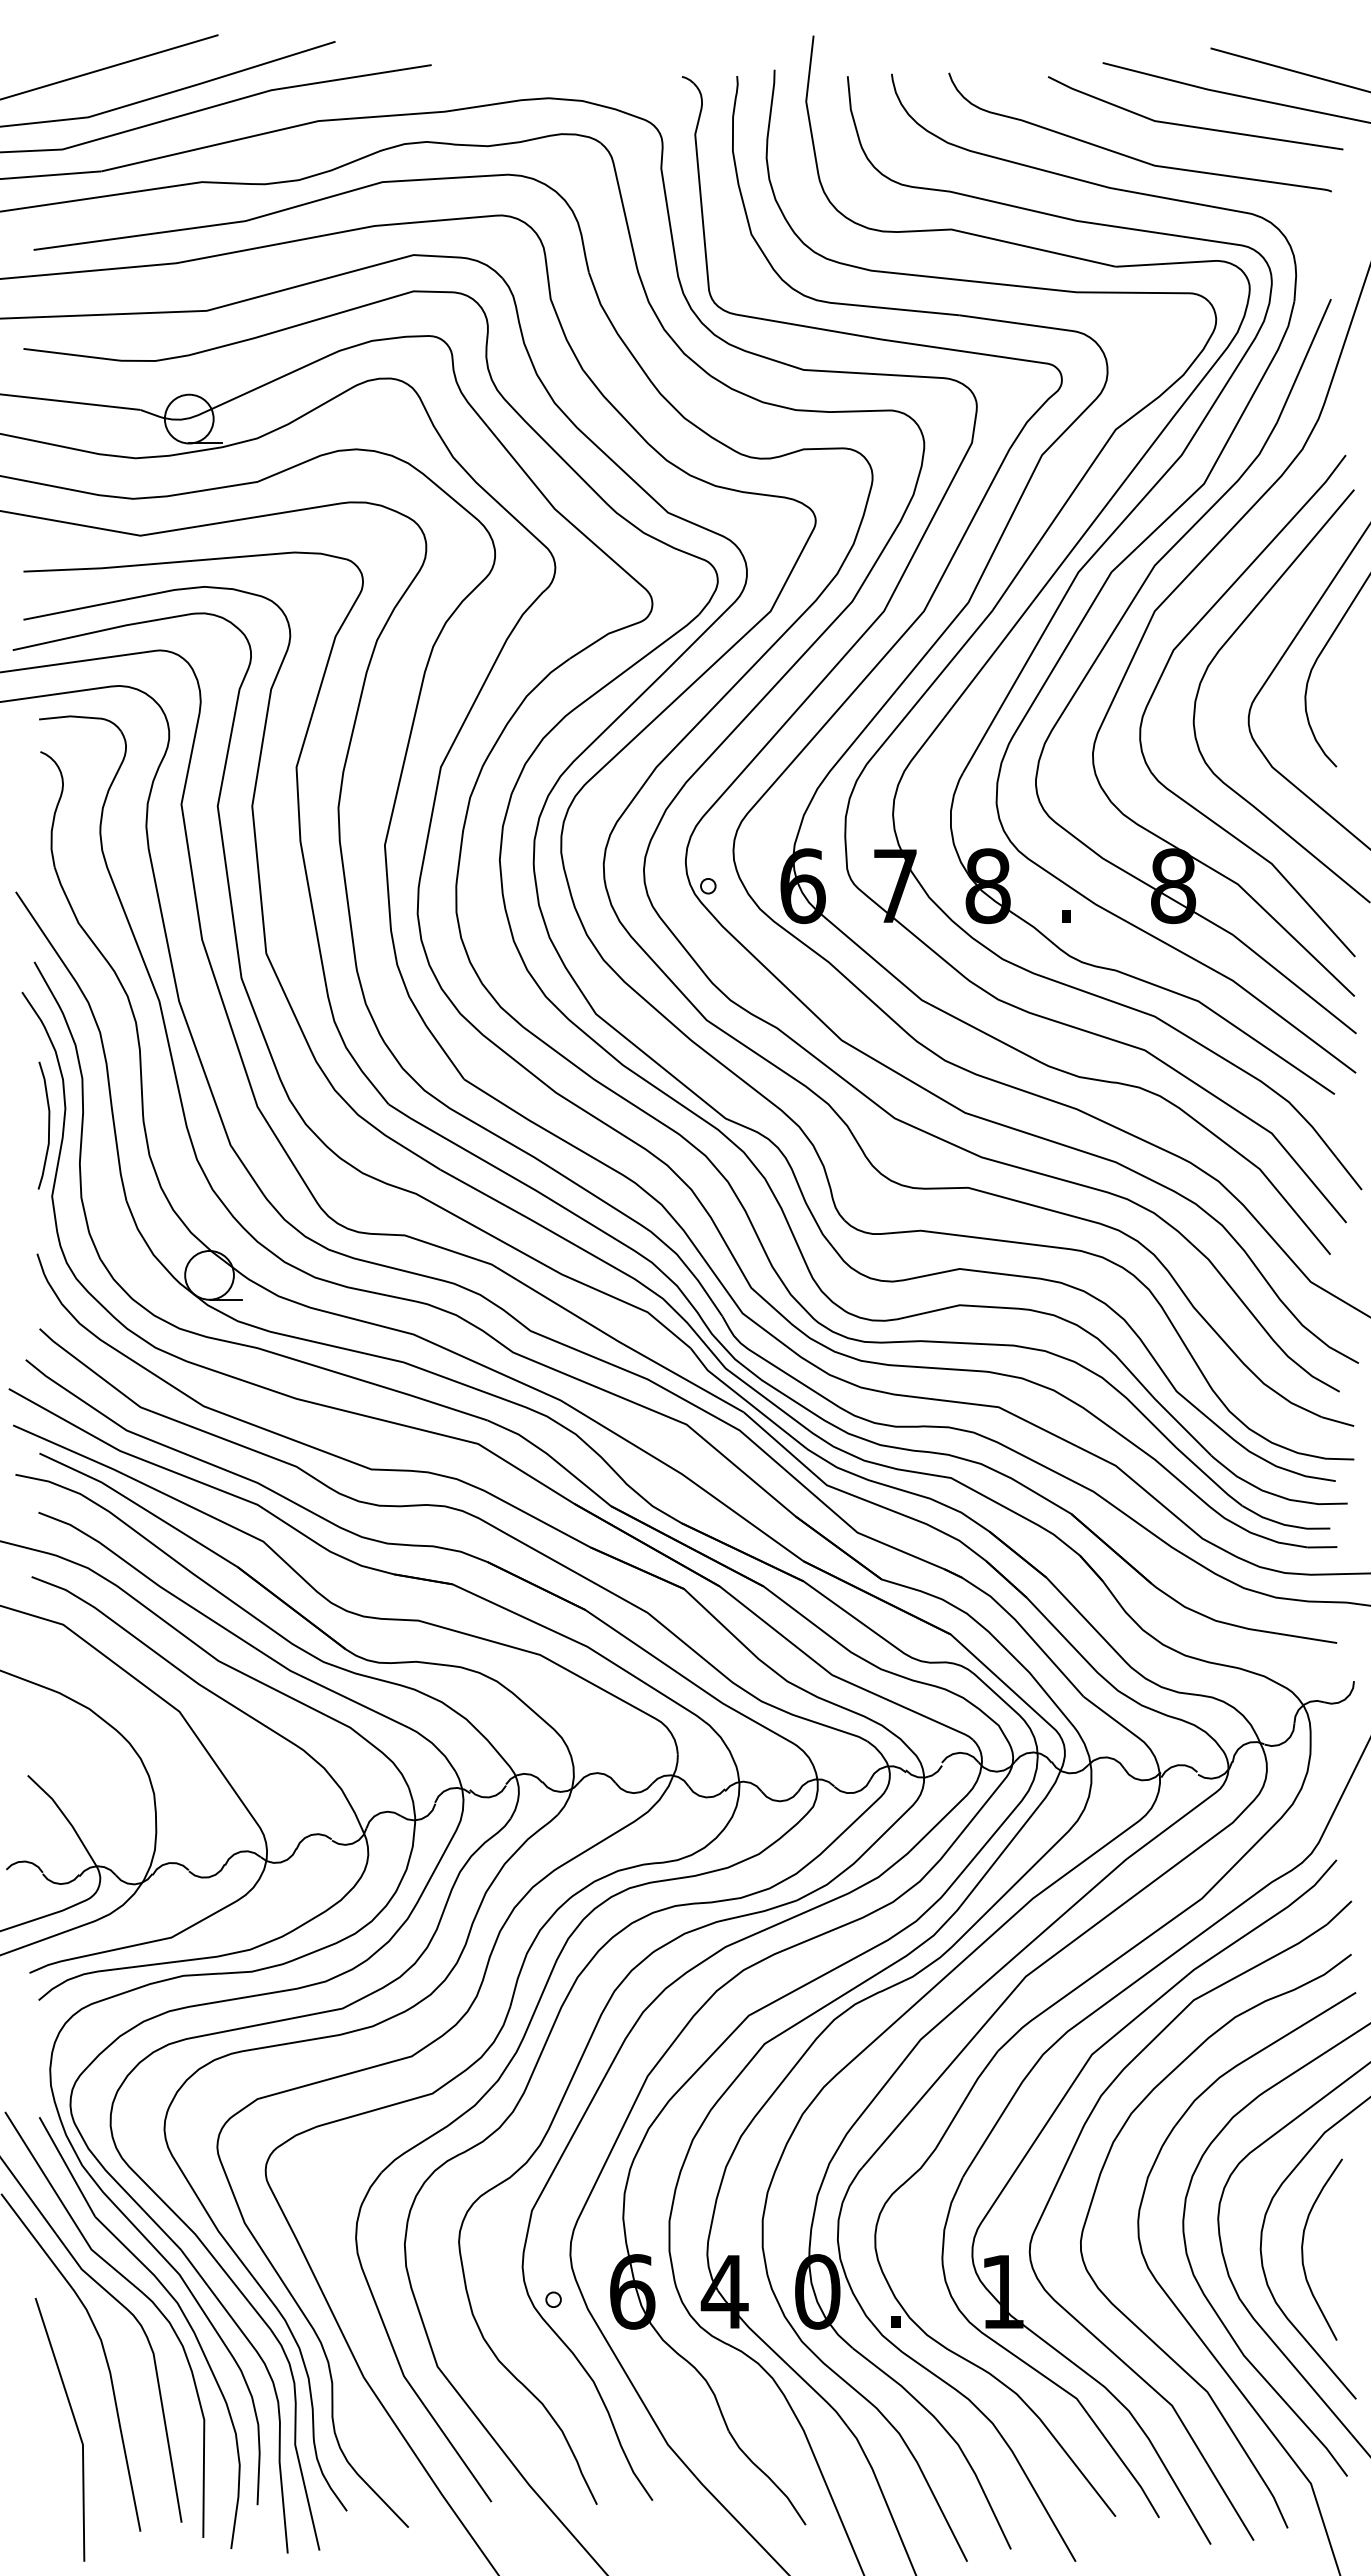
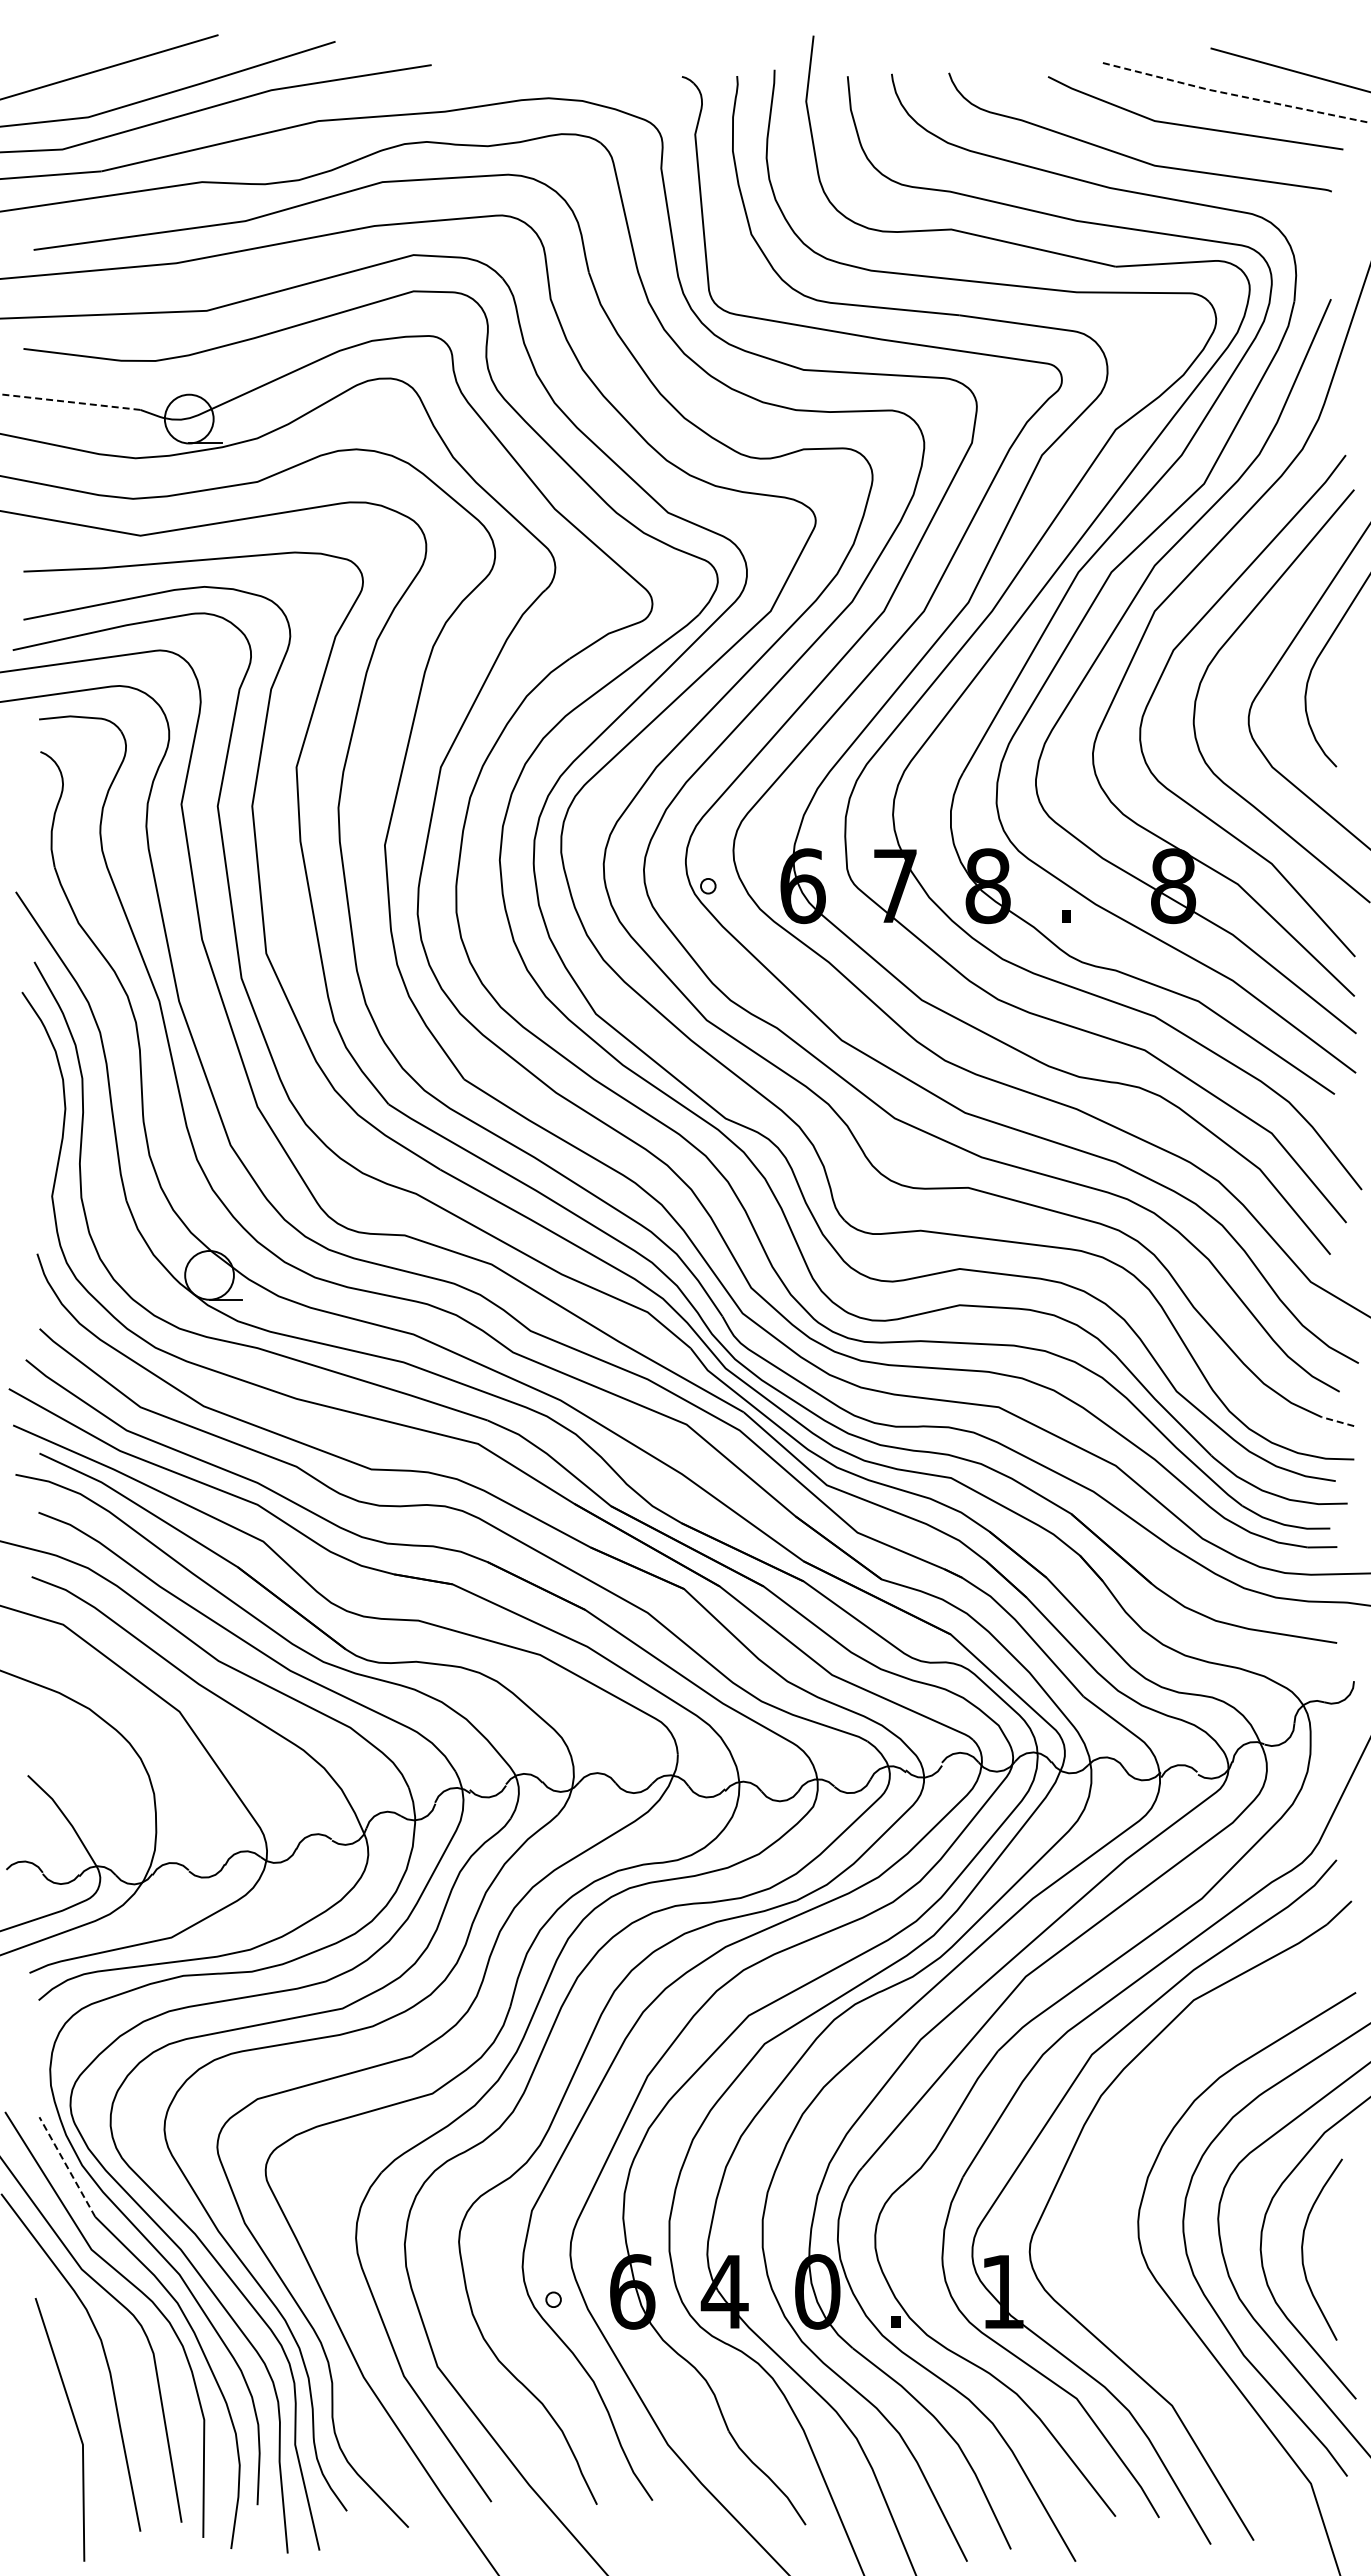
line: solid -> dashed (1235, 95)
line: solid -> dashed (70, 402)
curve: present -> none (48, 1125)
line: solid -> dashed (1337, 1421)
line: solid -> dashed (67, 2166)
curve: present -> none (1137, 2325)
